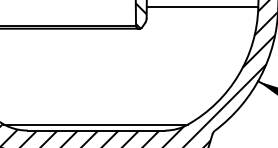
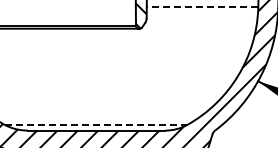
line: solid -> dashed (202, 7)
line: solid -> dashed (96, 124)
